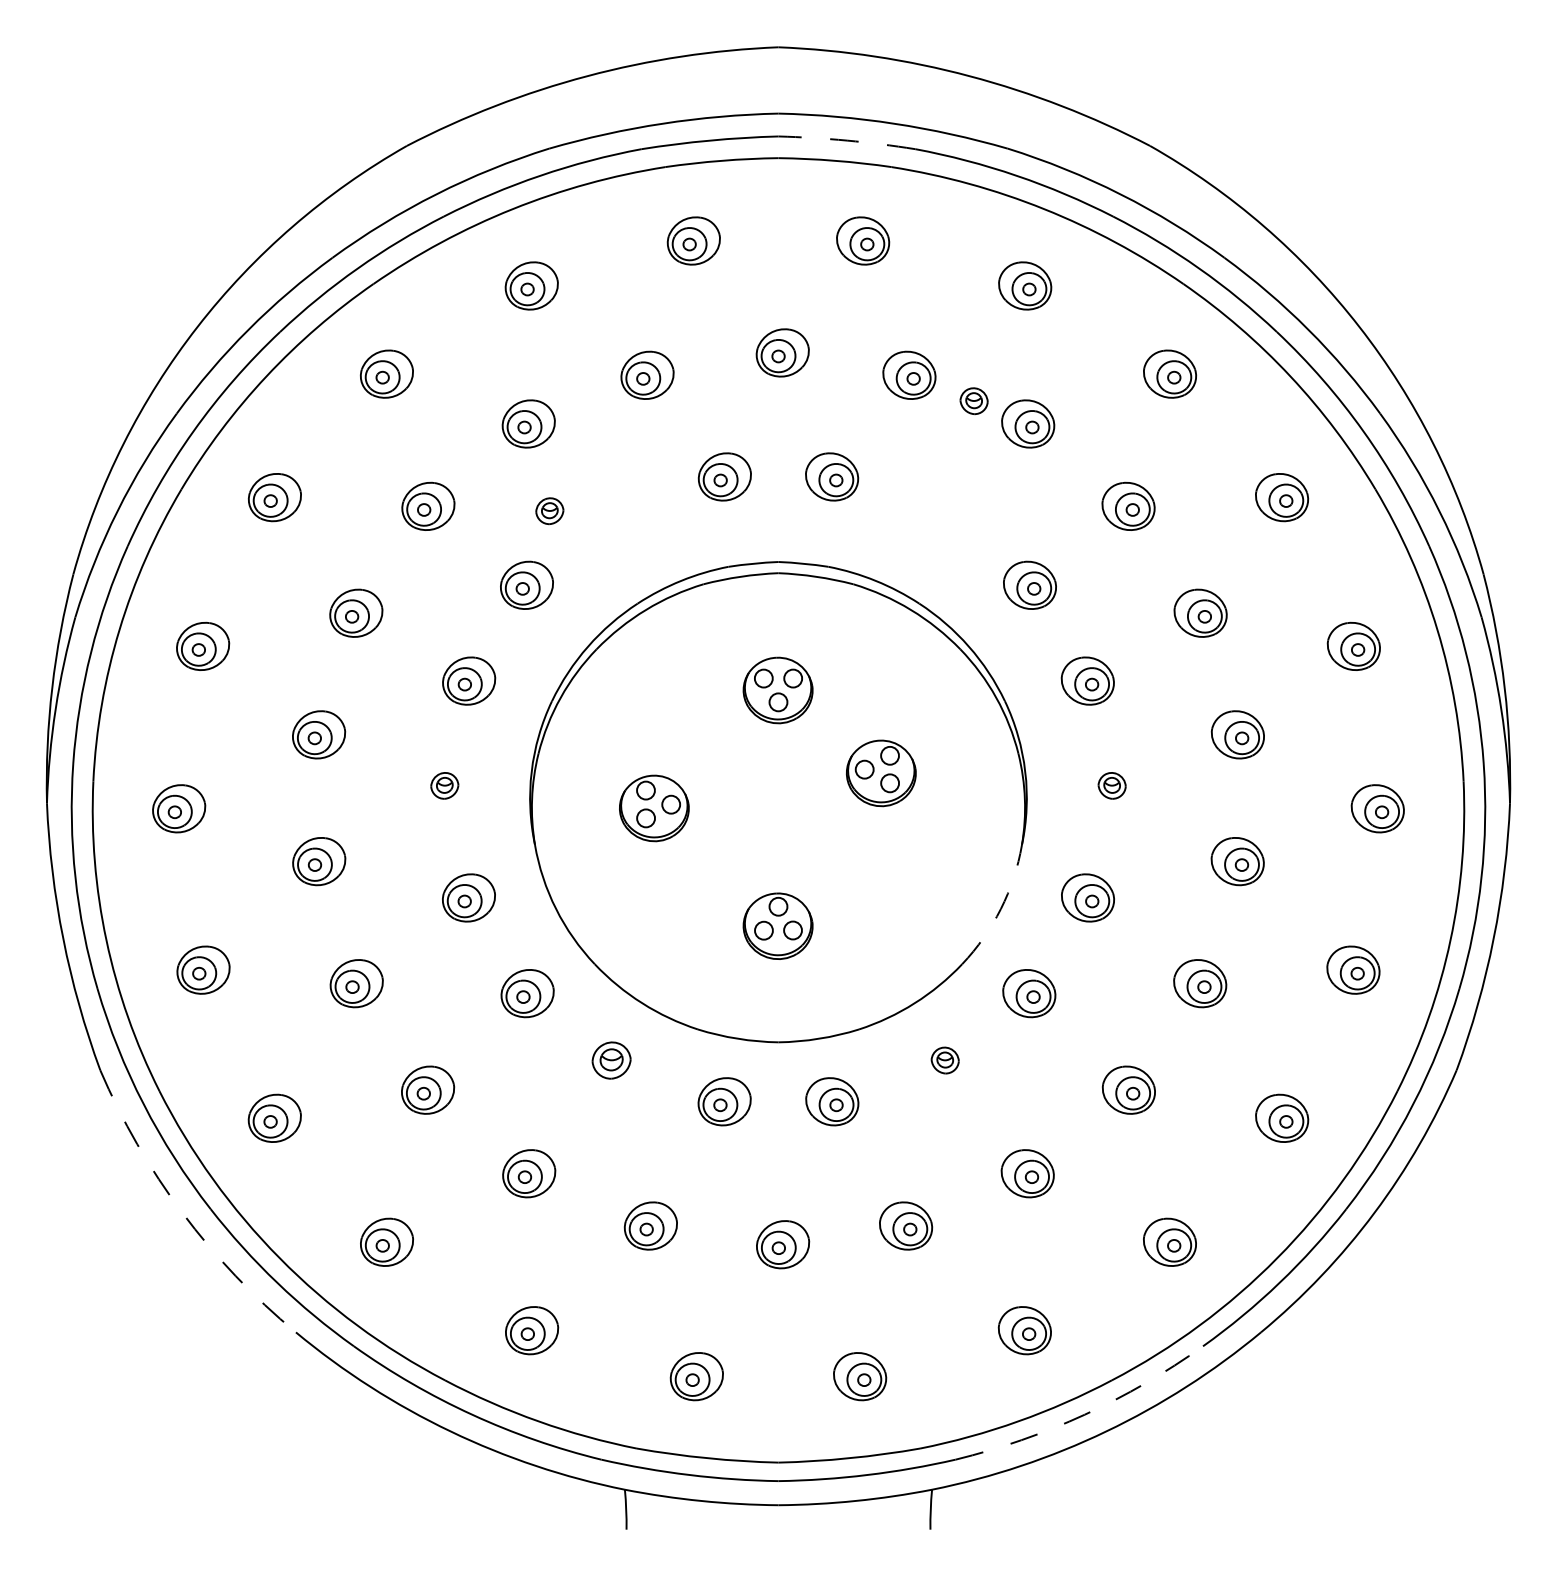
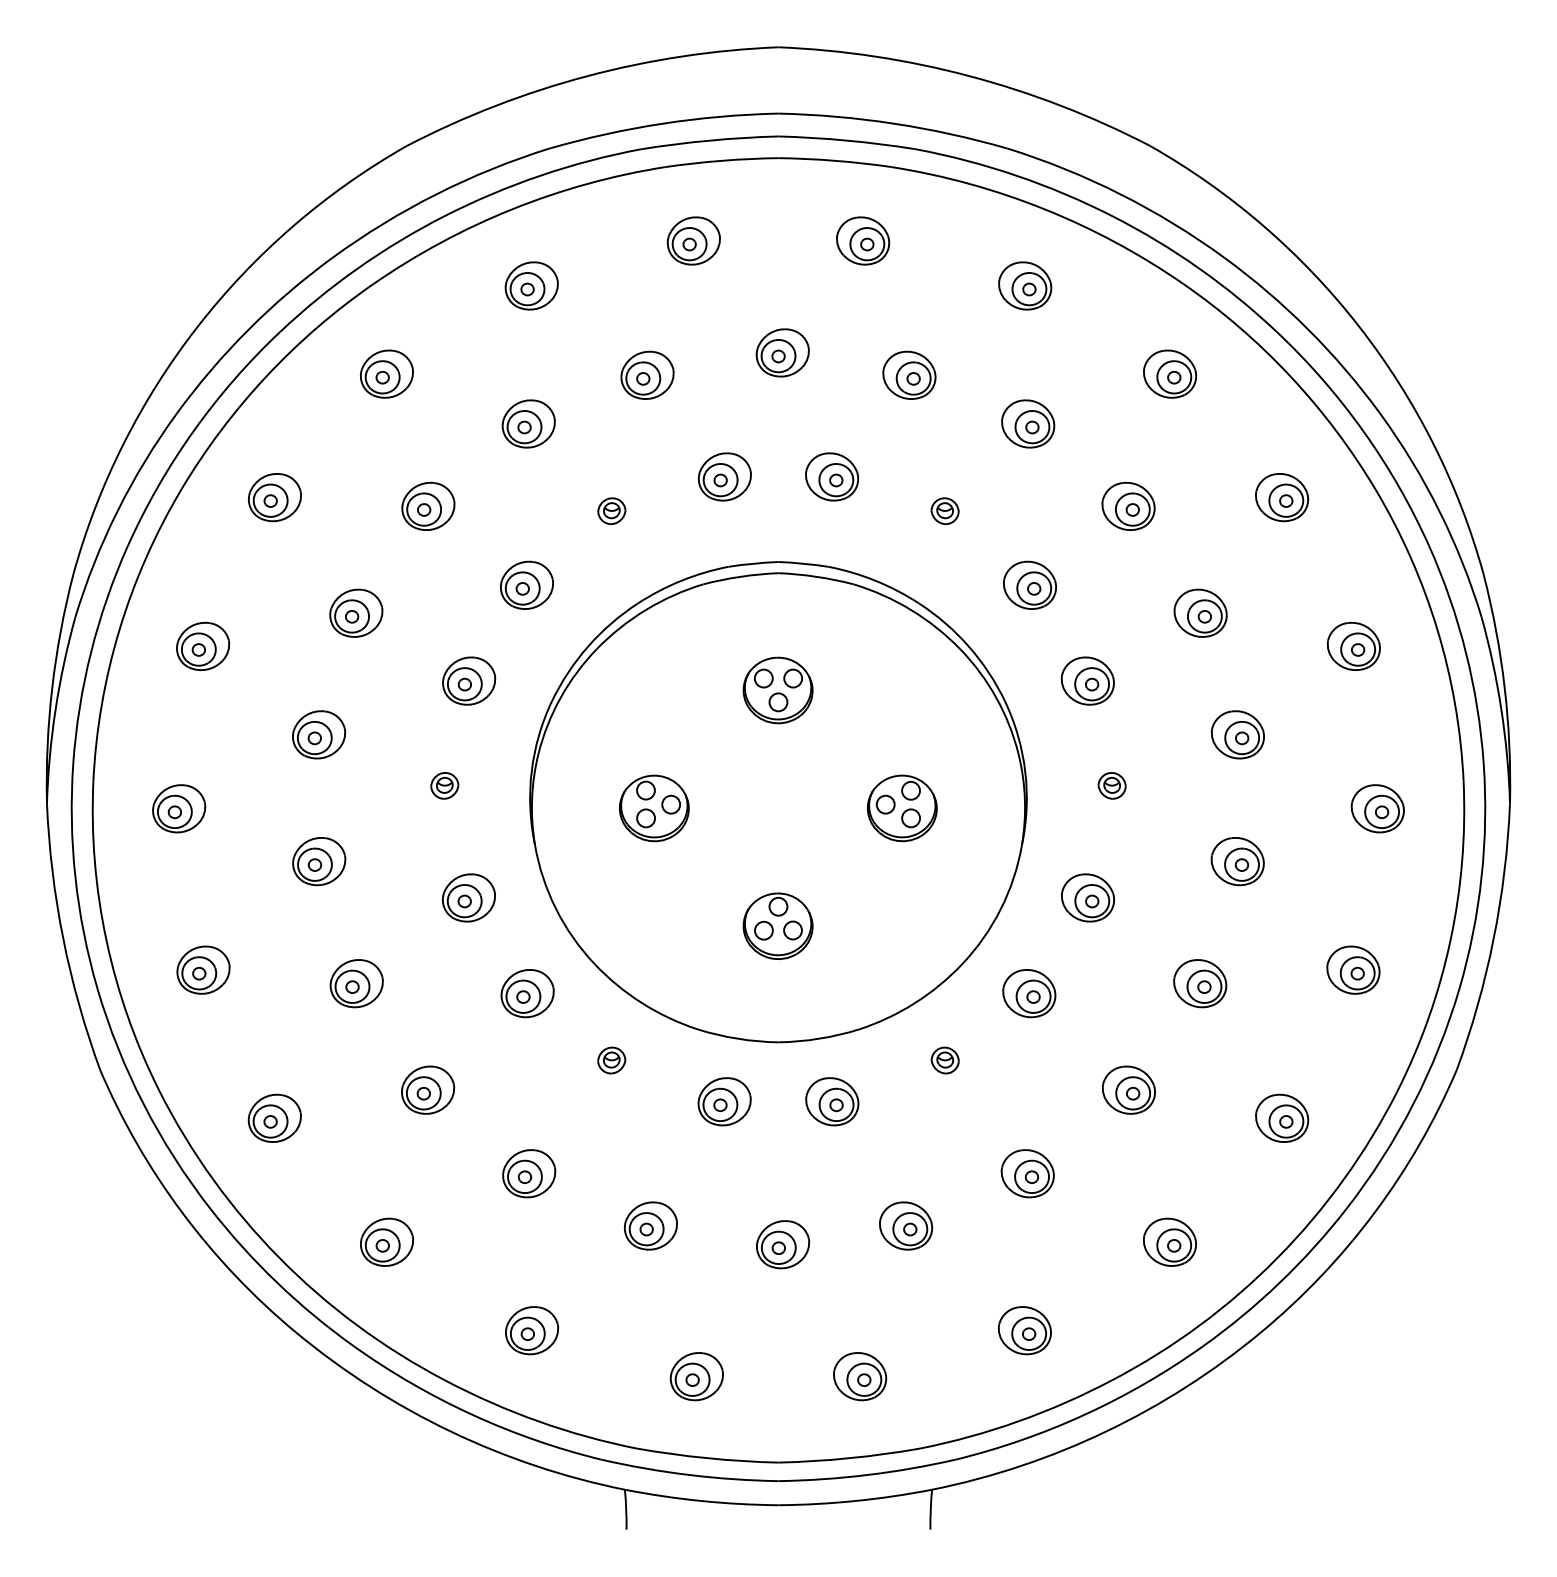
arc: dashed -> solid (847, 140)
part position: (973, 401) -> (944, 511) (944, 511)
part position: (549, 511) -> (611, 511) (611, 511)
part position: (881, 773) -> (902, 808) (902, 808)
arc: dashed -> solid (1000, 909)
part size: 41x39 px -> 30x29 px (611, 1060)
arc: dashed -> solid (182, 1212)
arc: dashed -> solid (1084, 1414)
